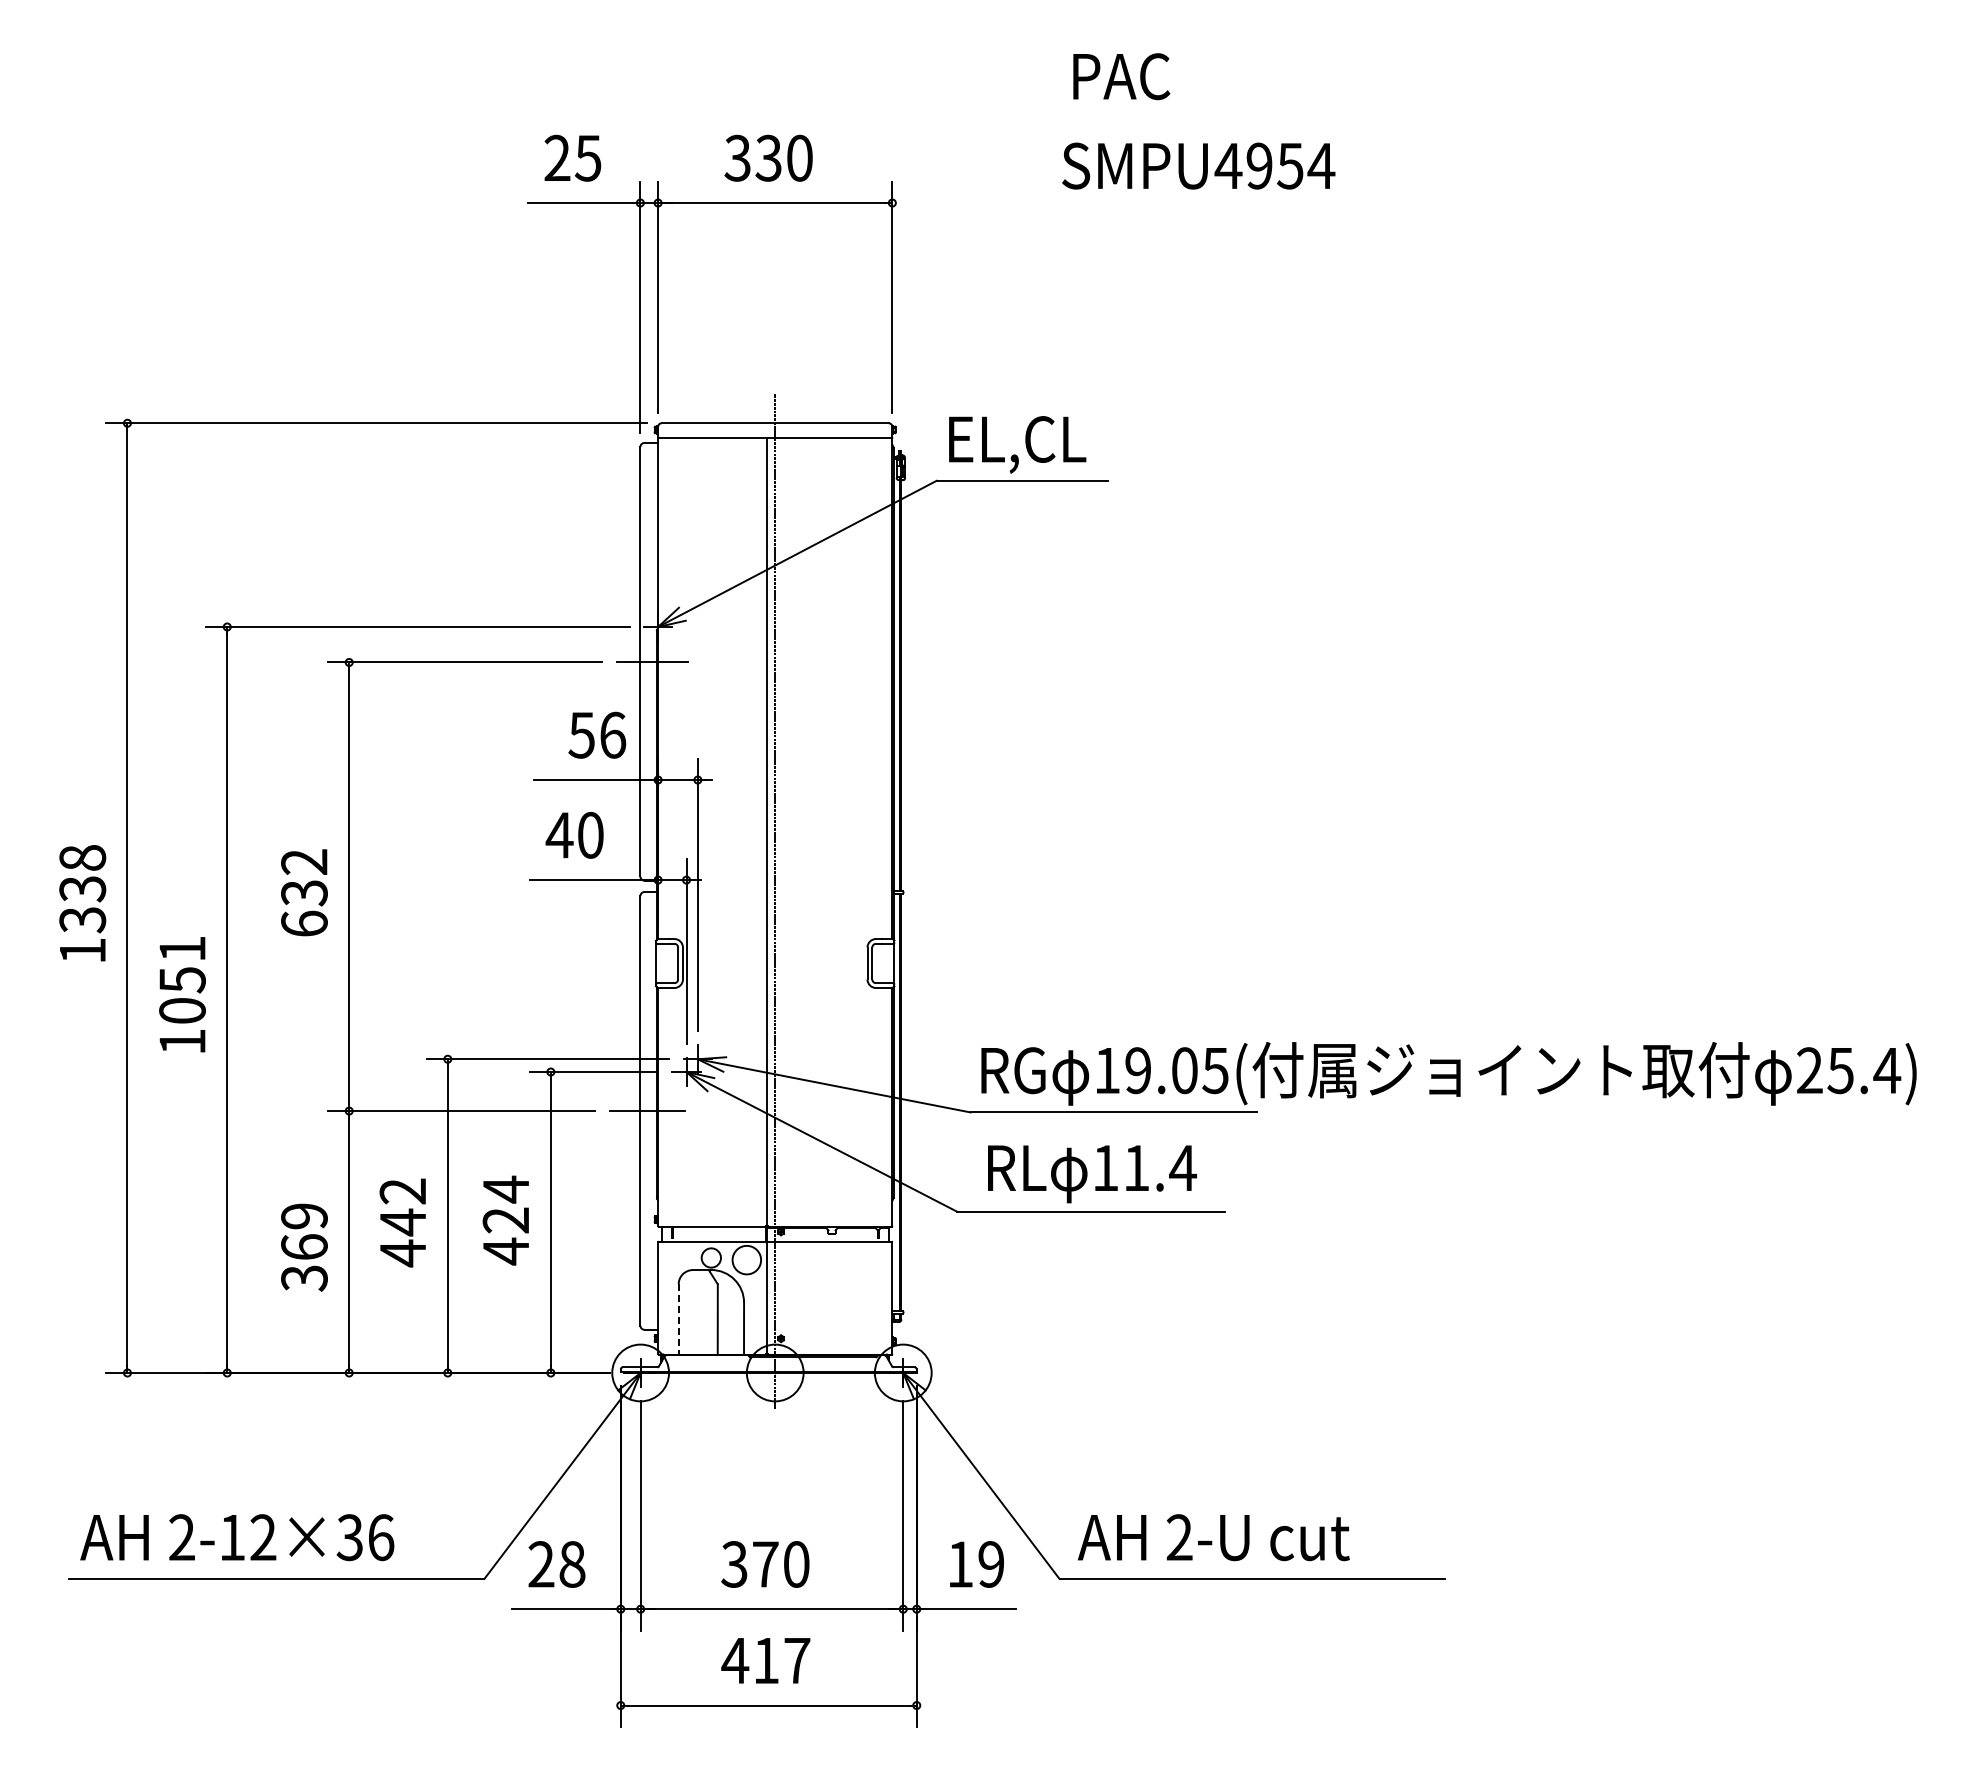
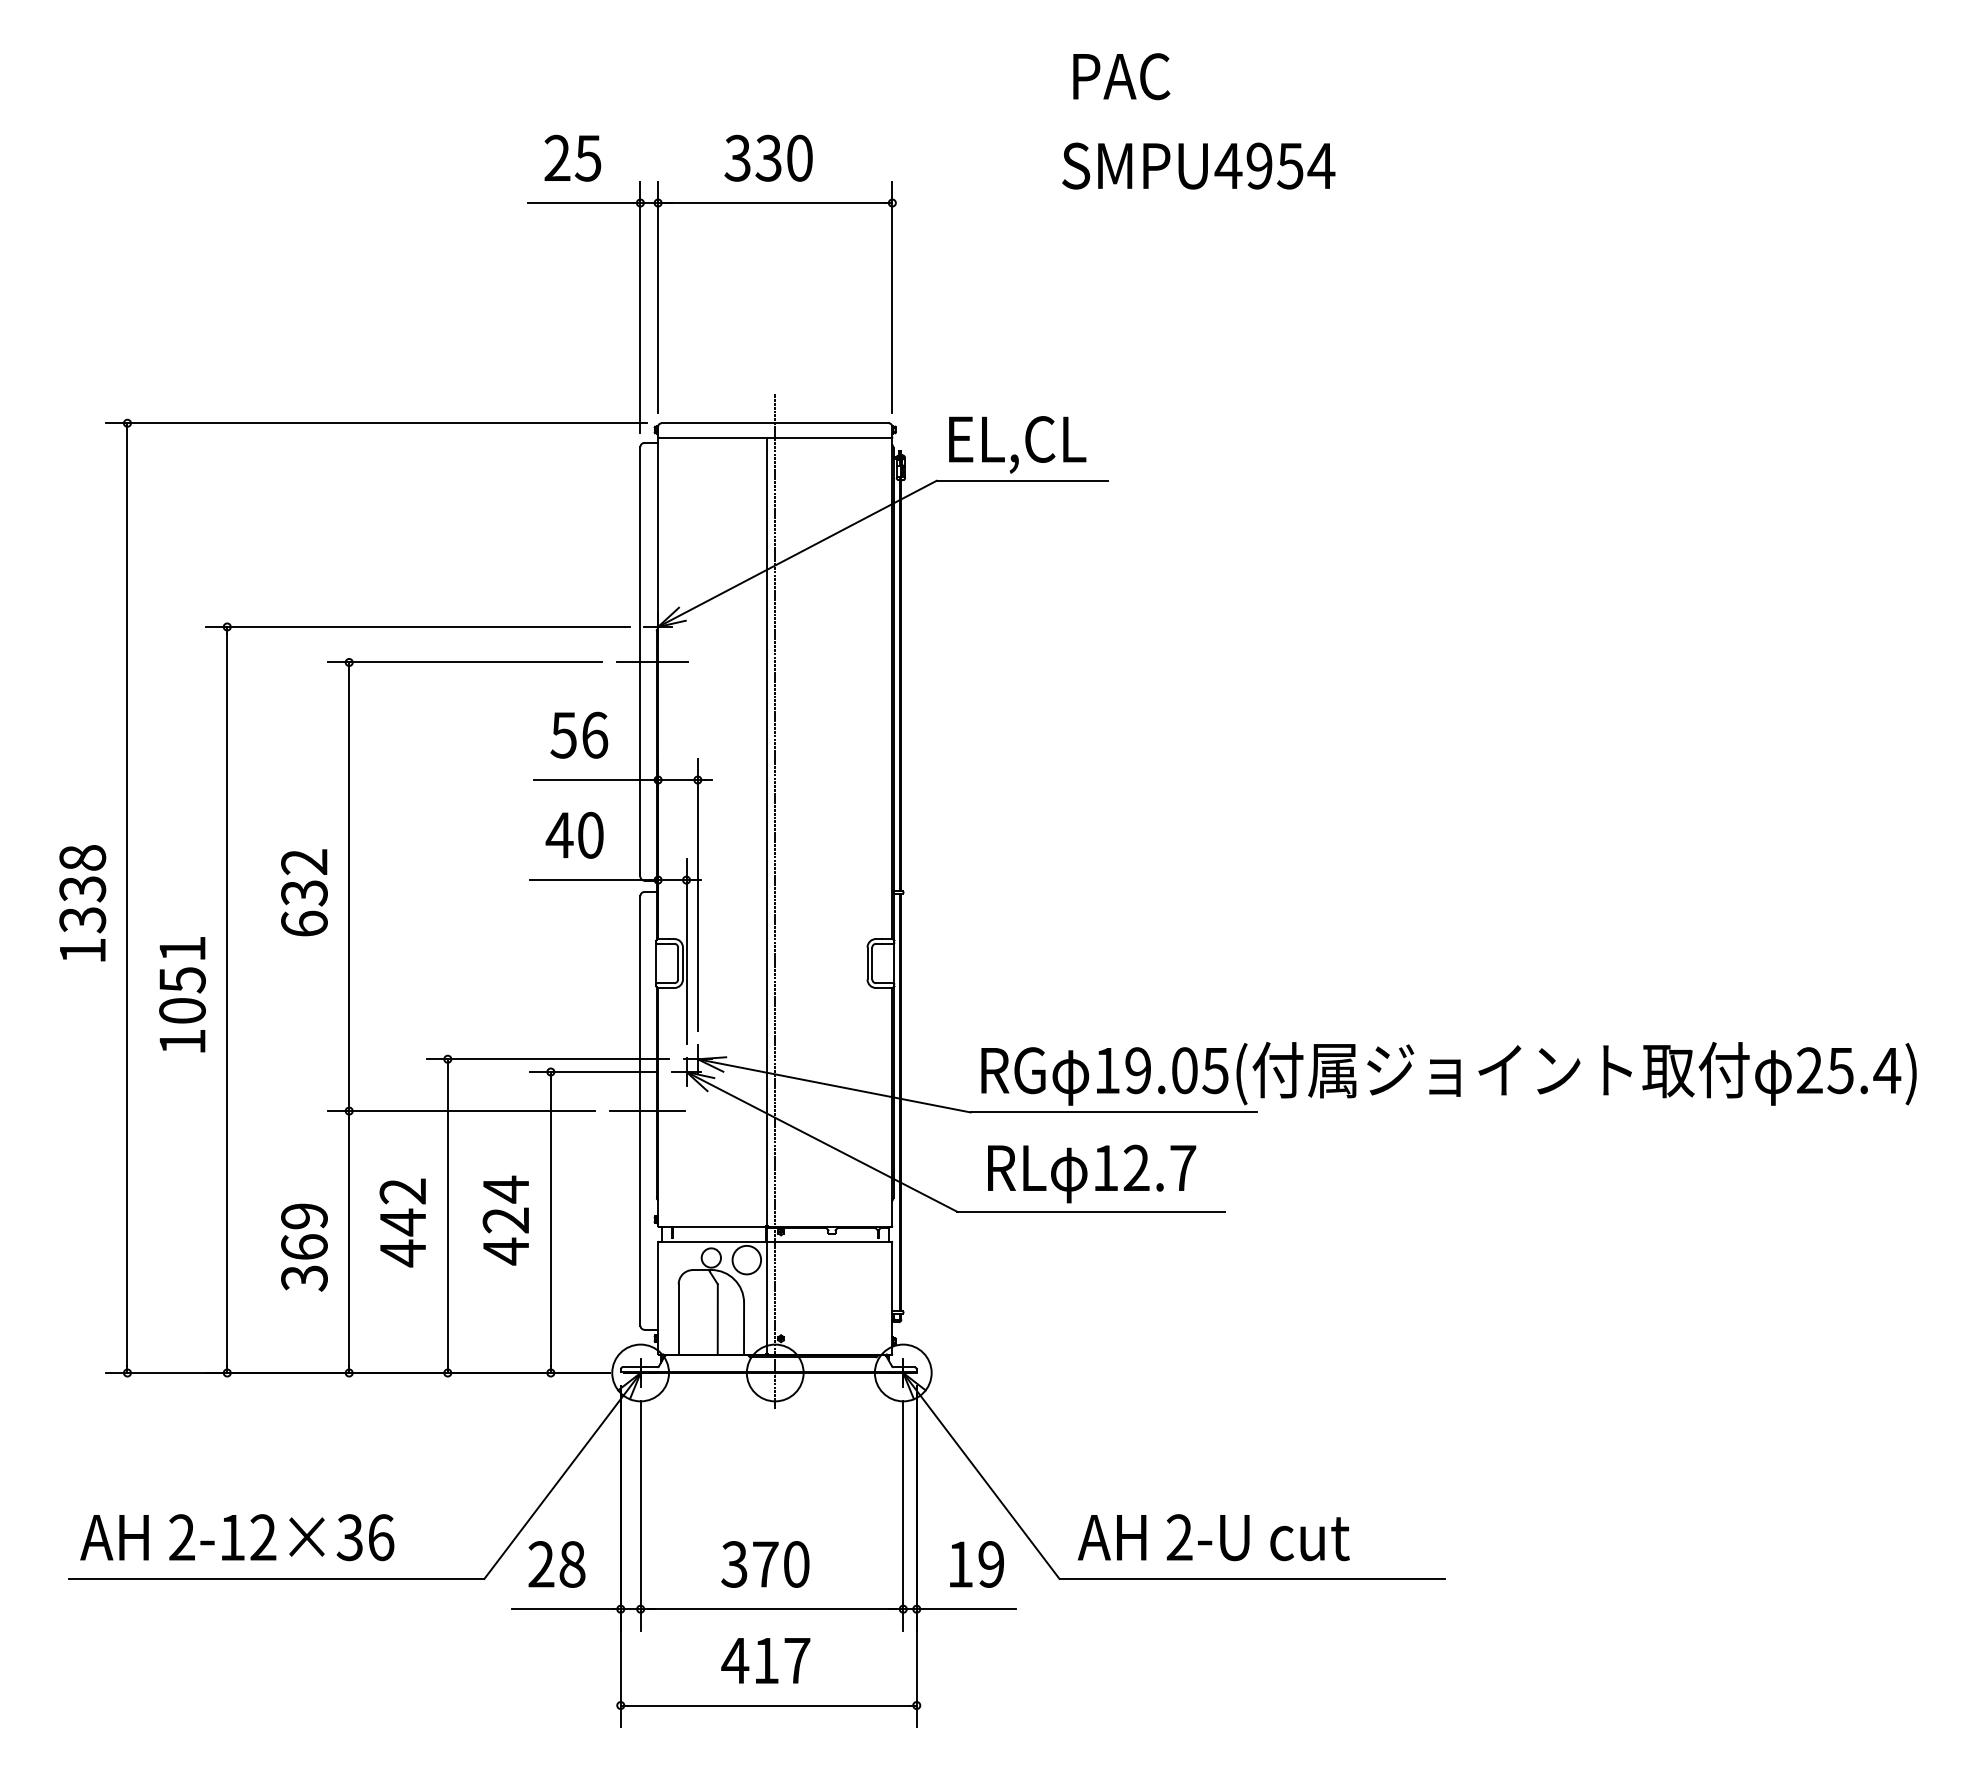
text position: (597, 734) -> (579, 734) (579, 734)
text: 11.4 -> 12.7 (1160, 1167)
line: dashed -> solid (678, 1319)
